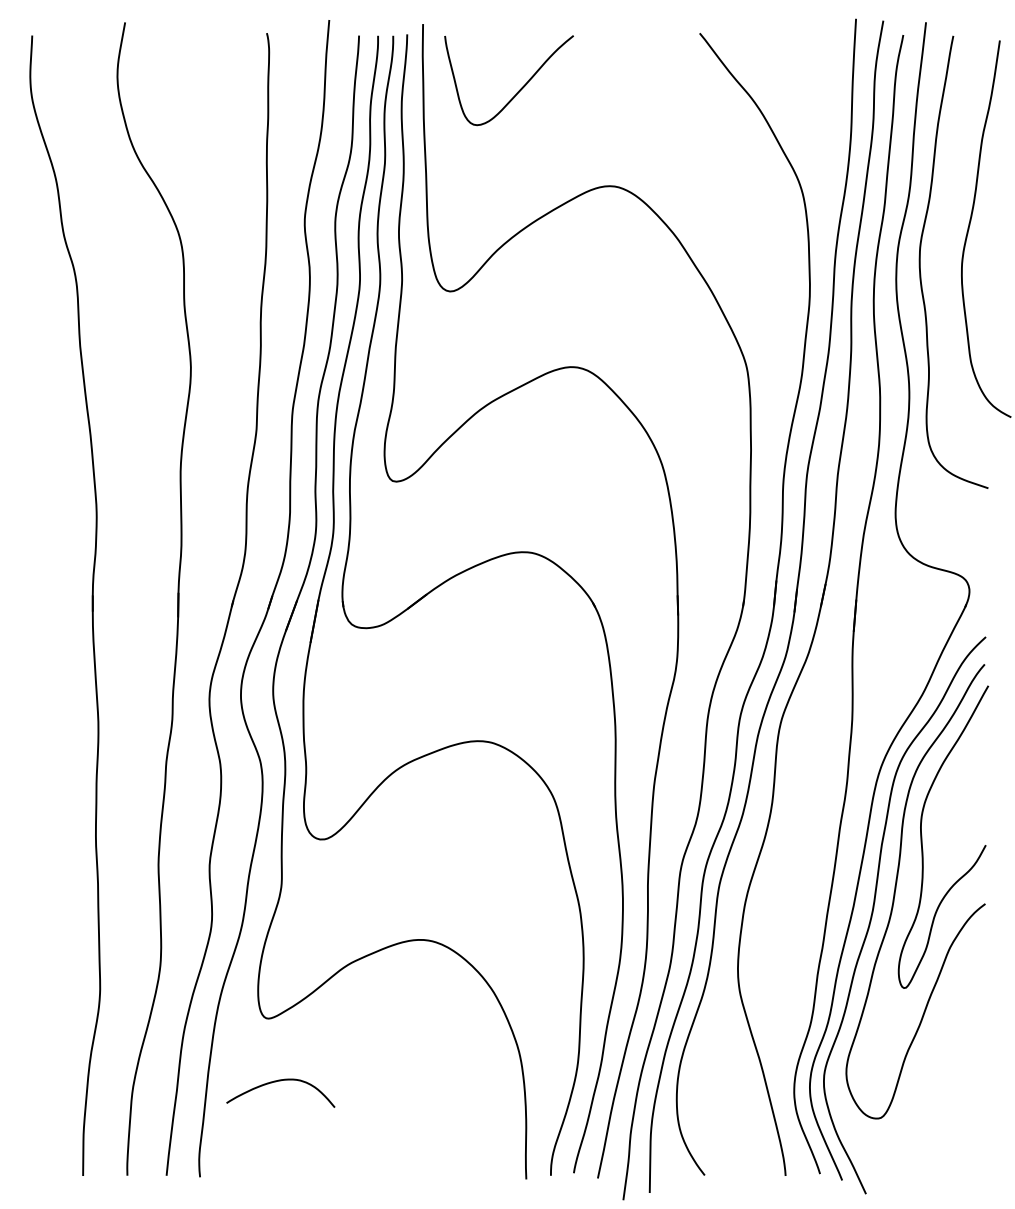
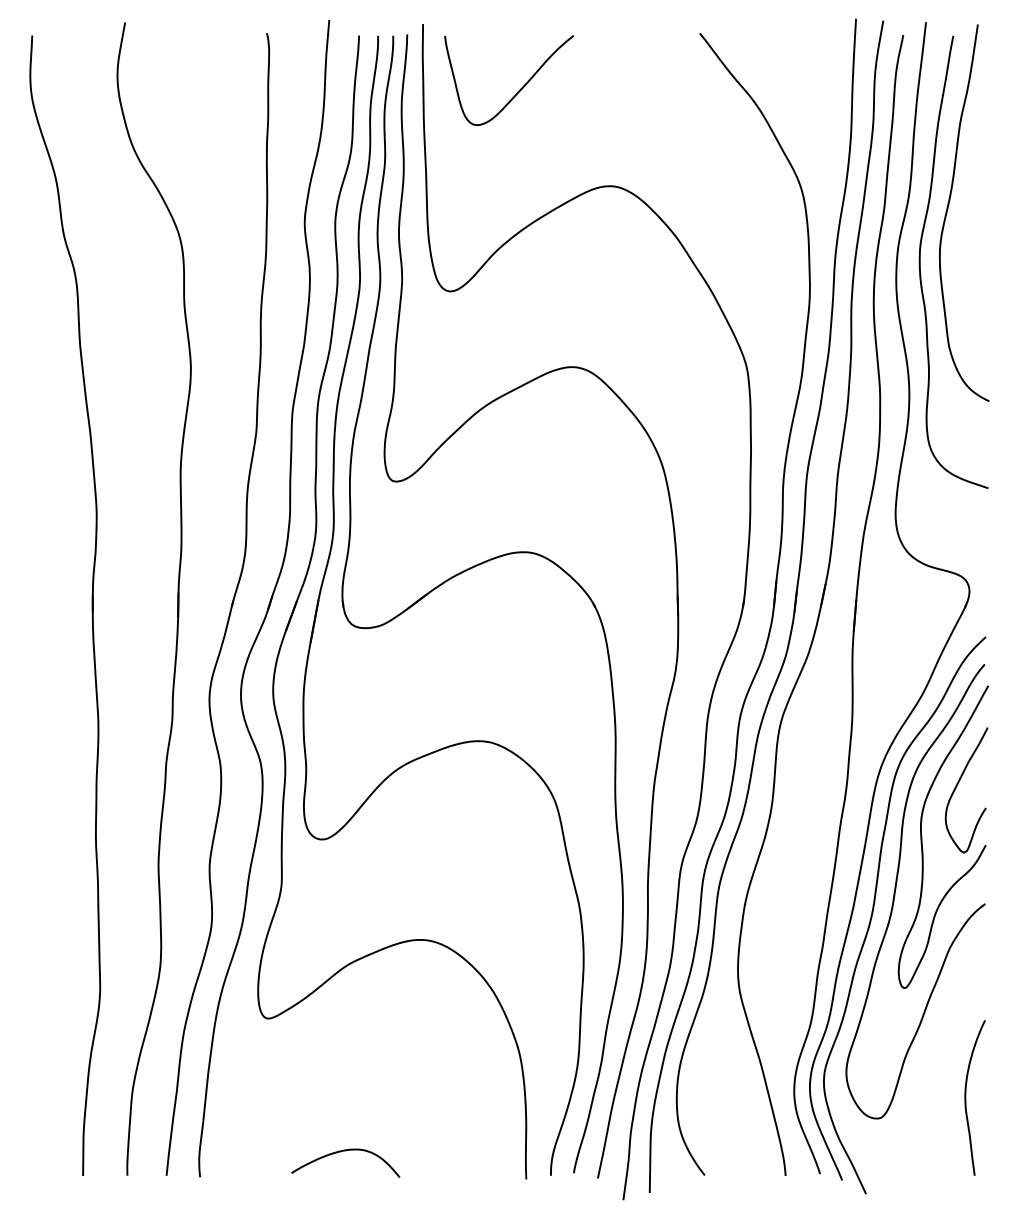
curve position: (970, 225) -> (948, 209) (948, 209)
curve: none -> present (957, 786)
curve position: (276, 1082) -> (341, 1152) (341, 1152)
curve: none -> present (966, 1097)
